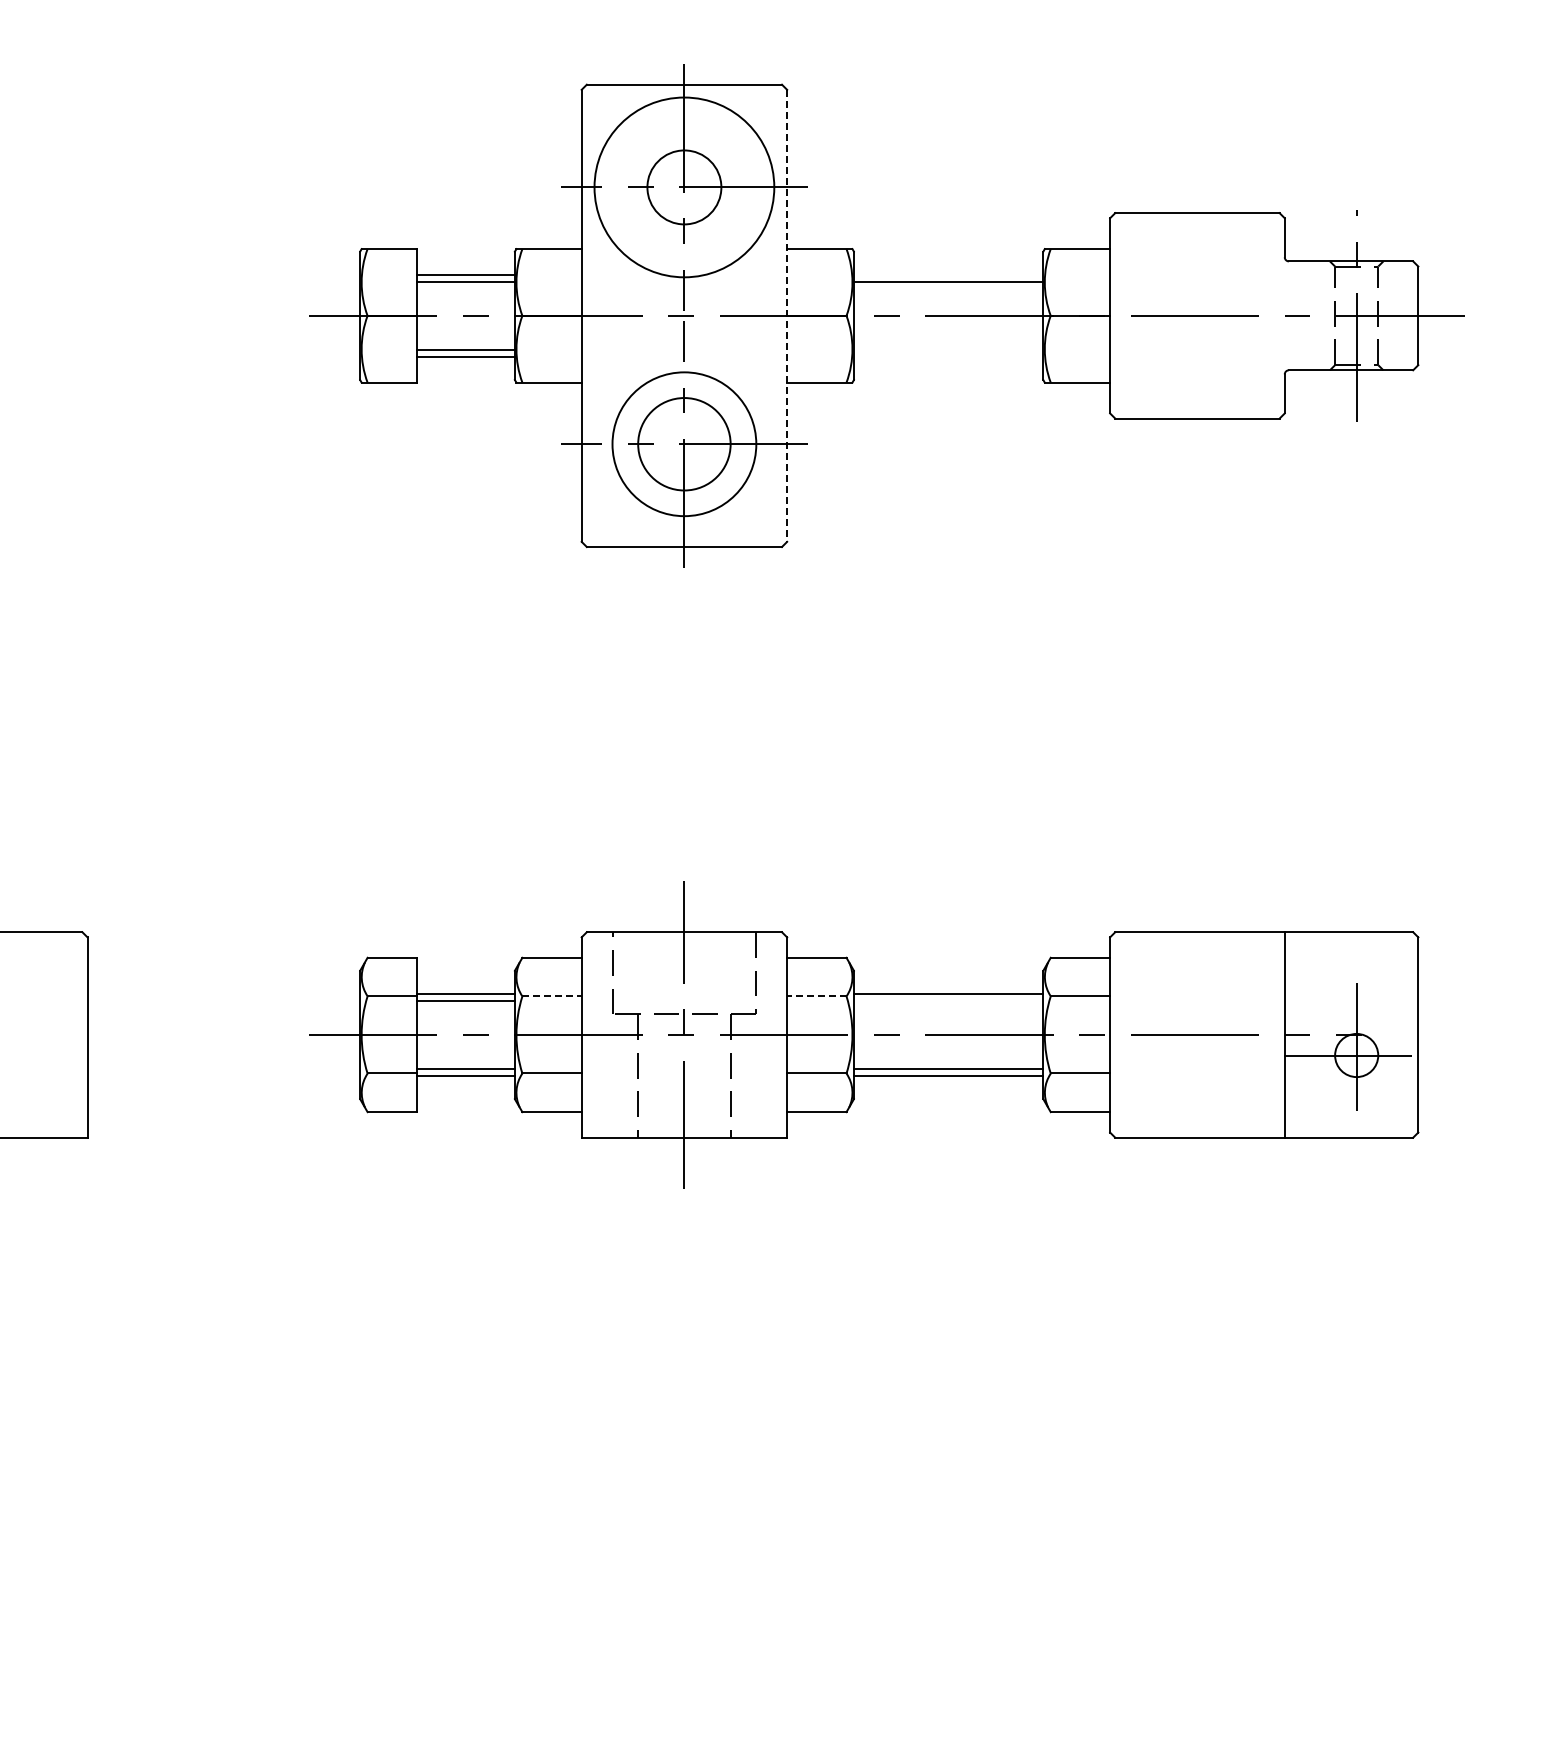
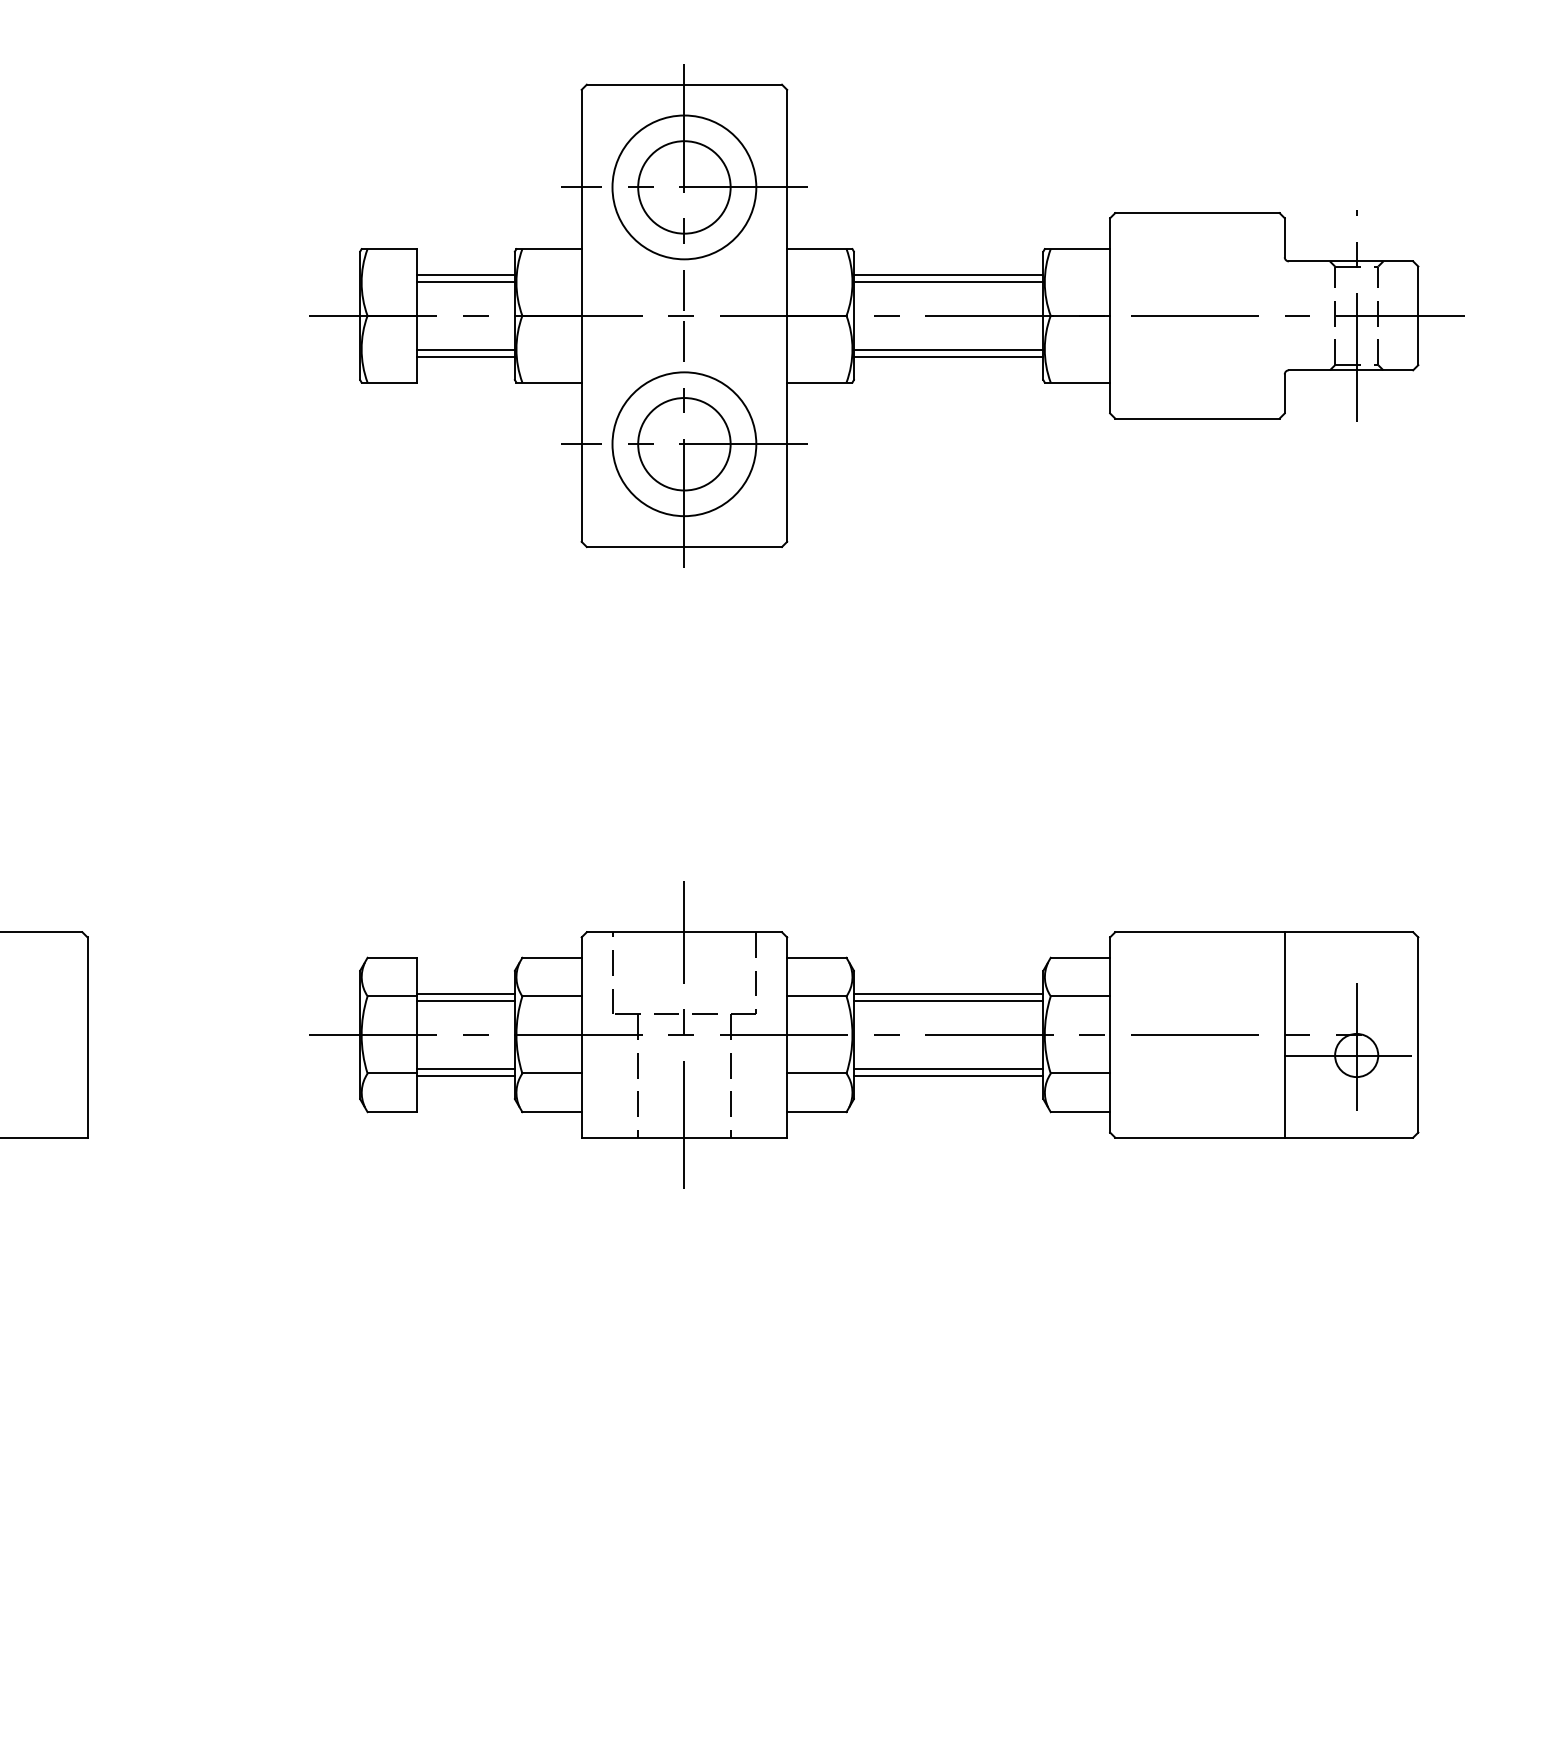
circle diameter: 180 px -> 144 px (684, 187)
circle diameter: 74 px -> 92 px (684, 187)
line: none -> present (948, 274)
line: dashed -> solid (787, 316)
line: none -> present (948, 349)
line: none -> present (948, 356)
line: dashed -> solid (552, 996)
line: dashed -> solid (816, 996)
line: none -> present (948, 1000)
